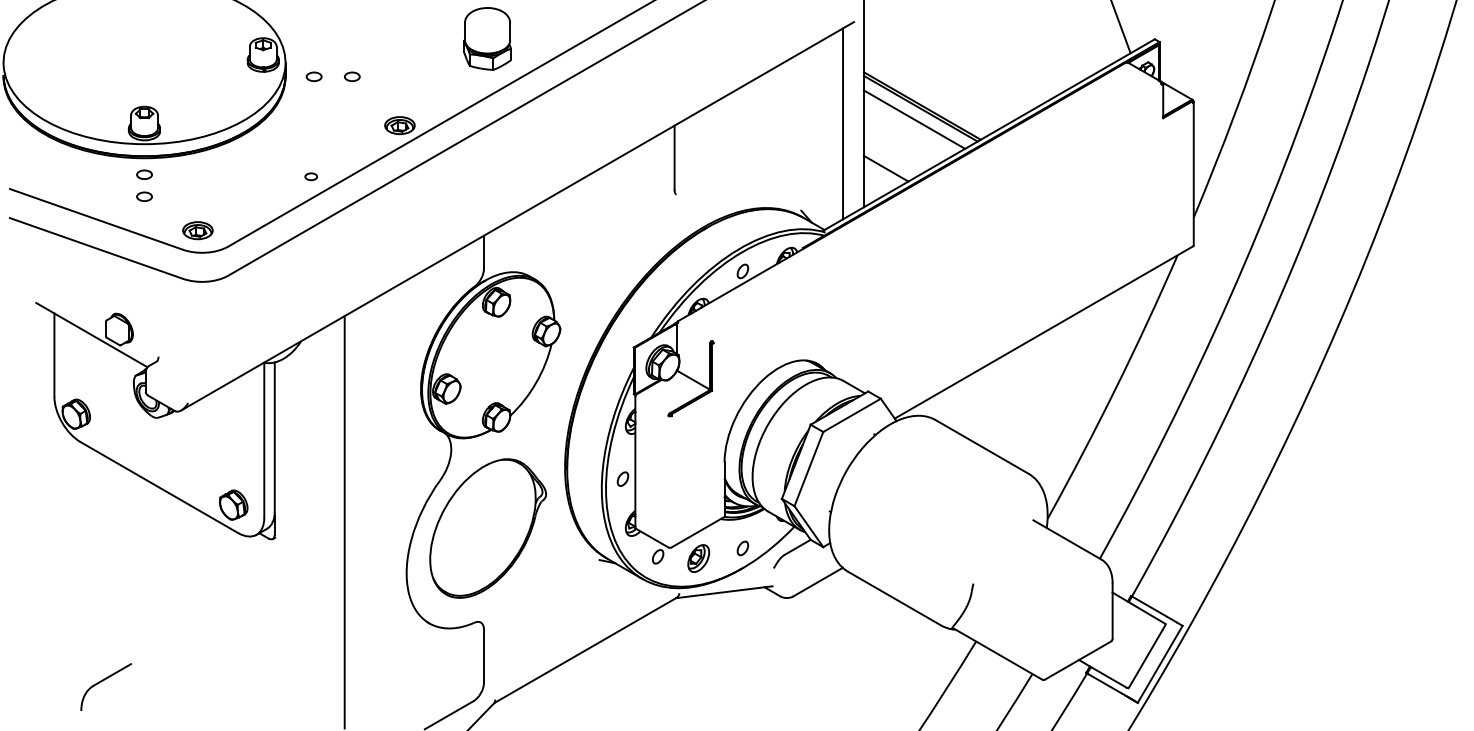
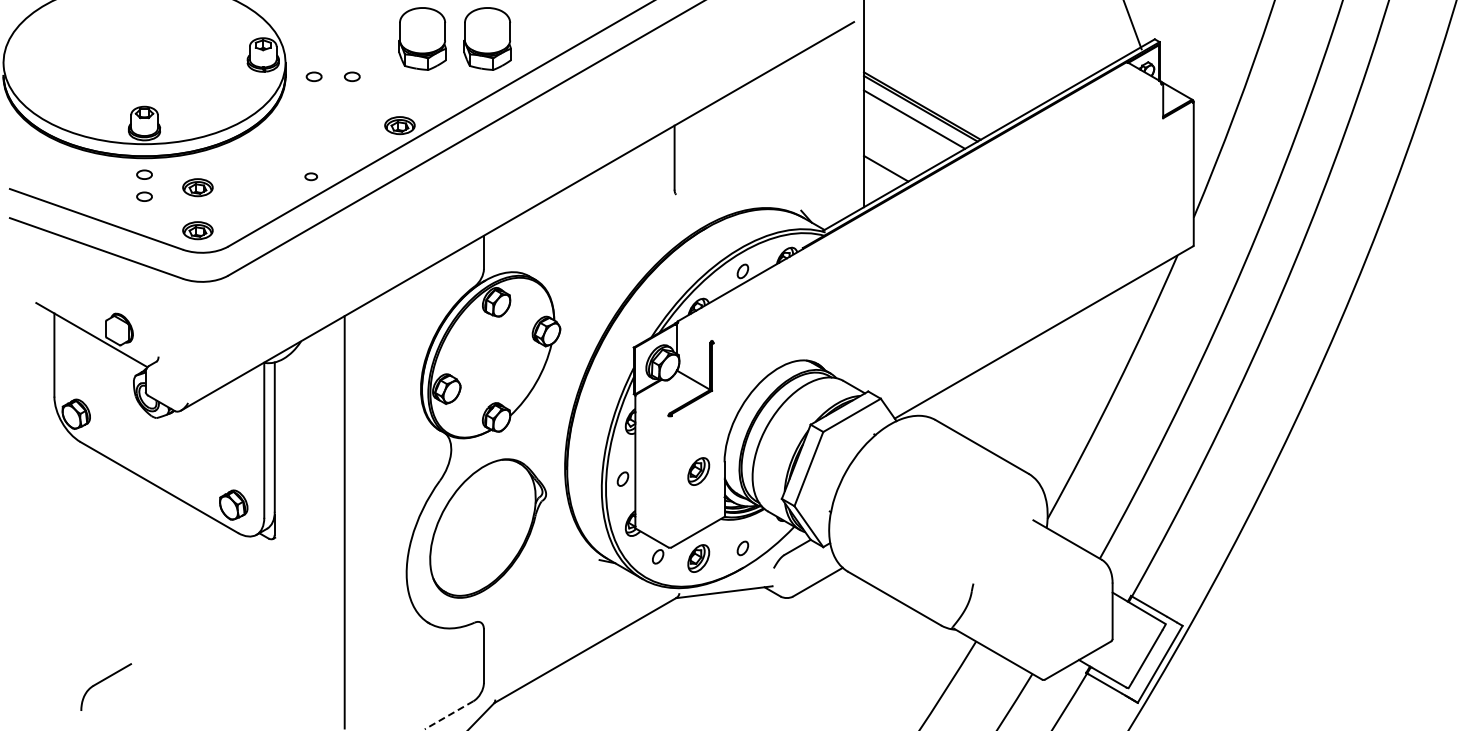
line position: (1120, 27) -> (1132, 25) (1132, 25)
part: none -> present (422, 38)
line: present -> none (843, 123)
part: none -> present (197, 187)
part: none -> present (698, 471)
line: solid -> dashed (448, 715)
